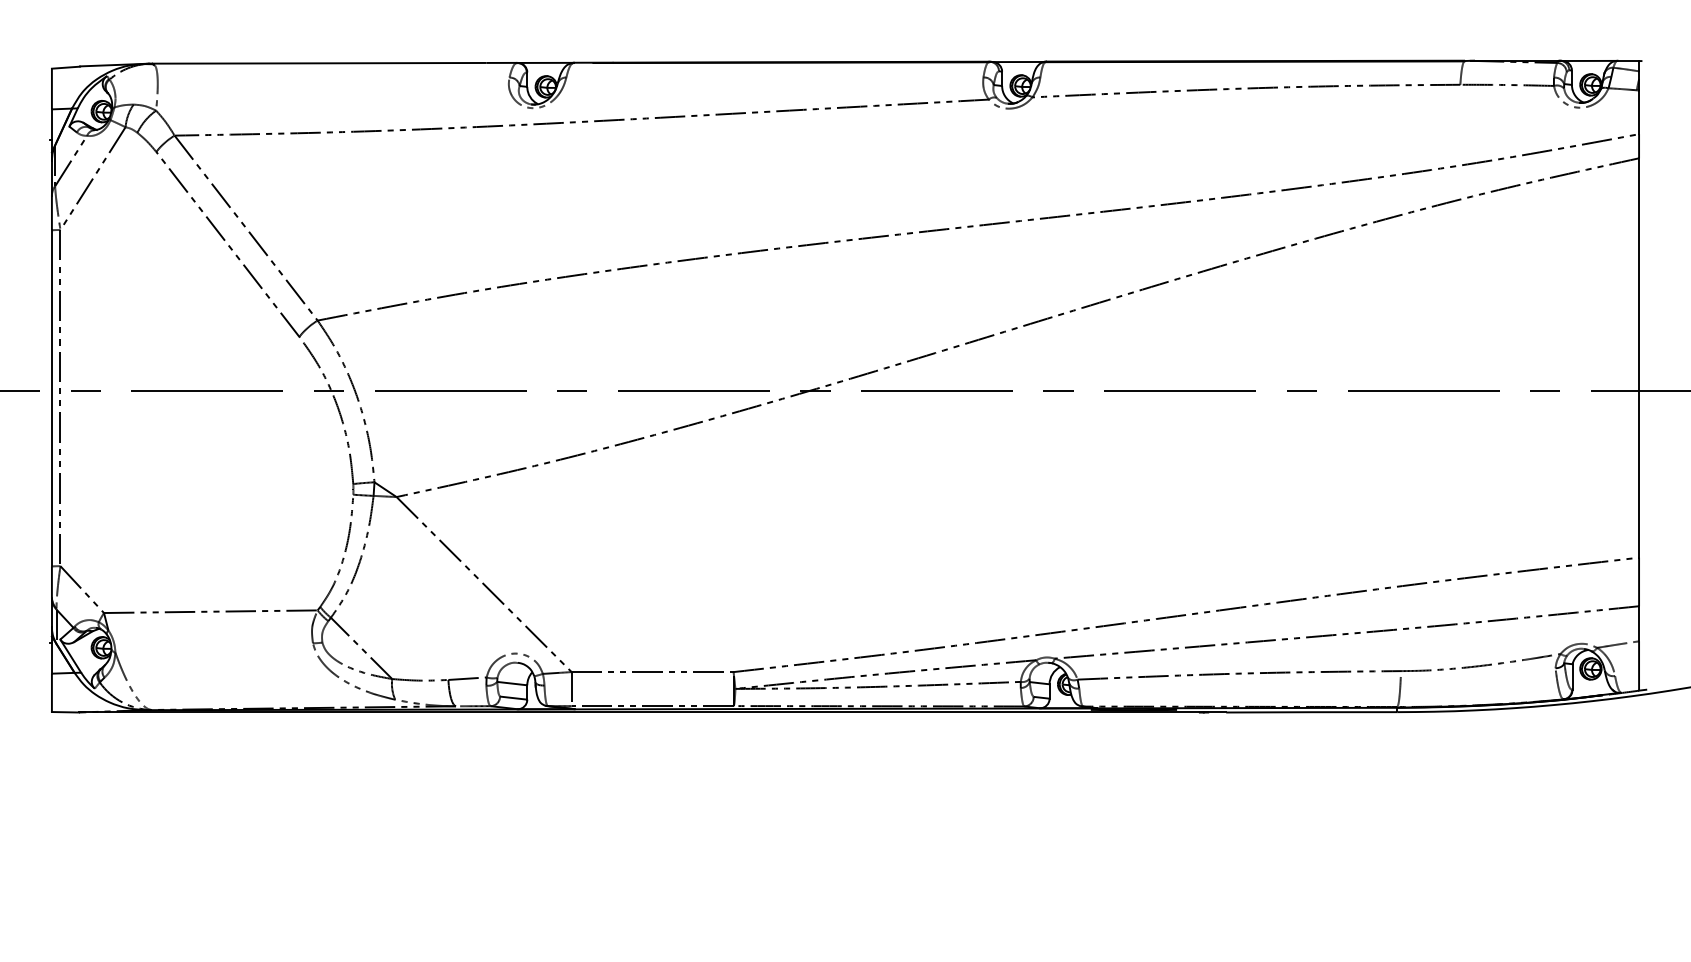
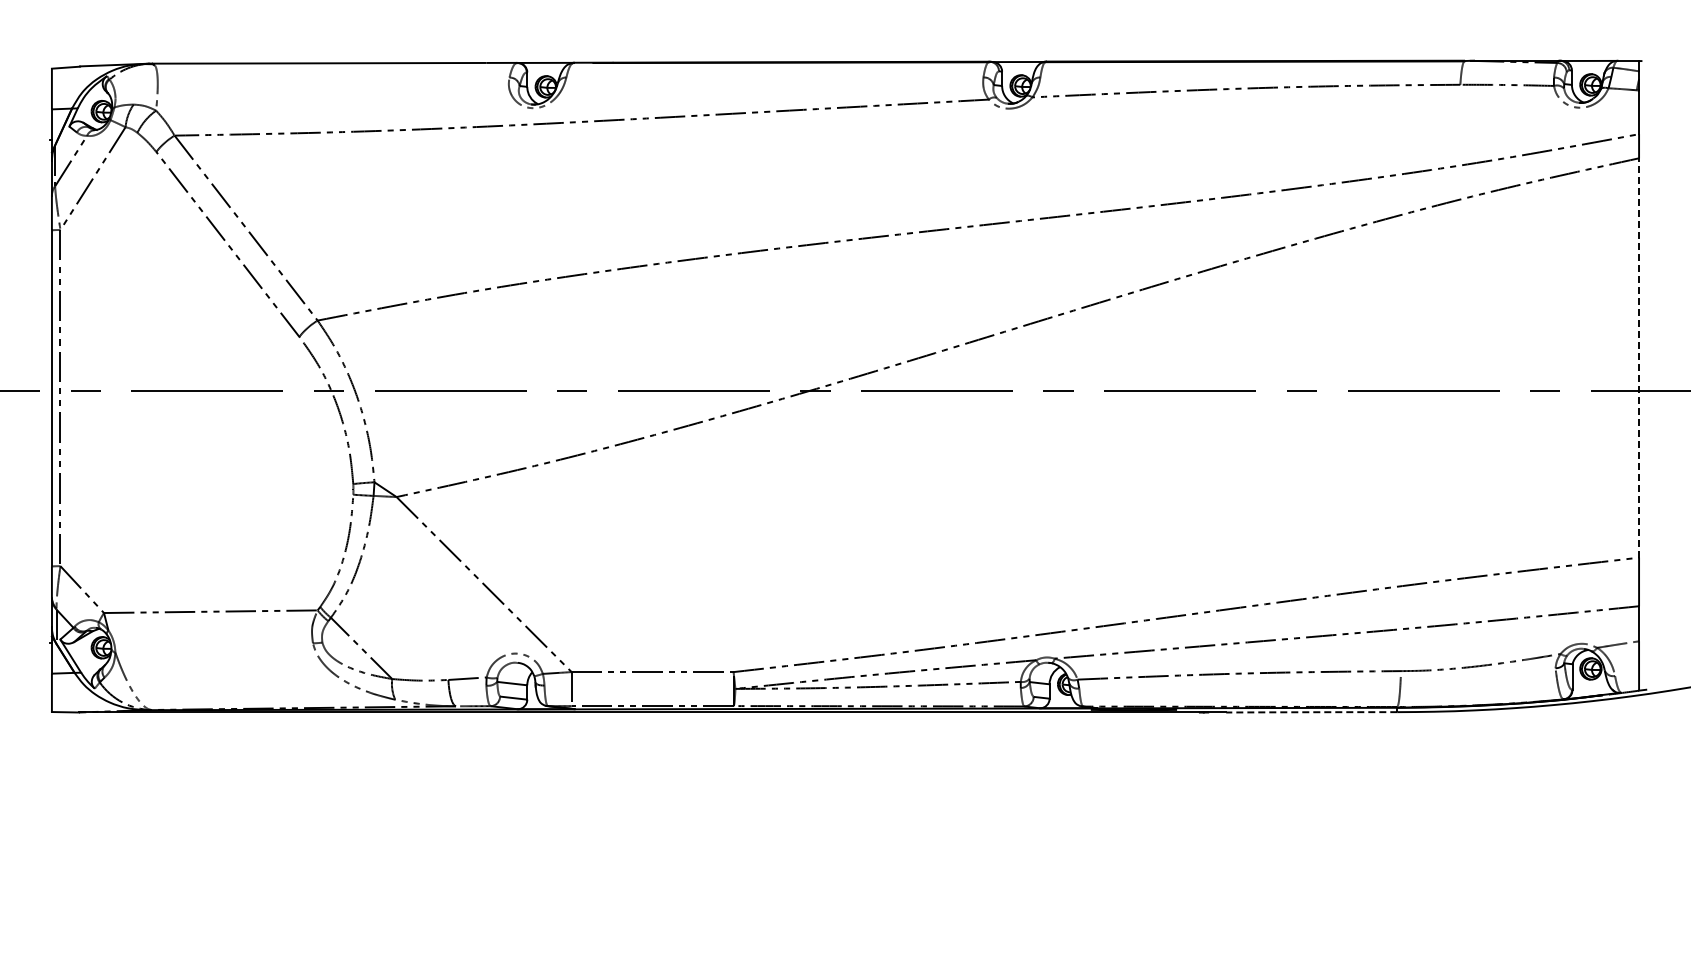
line: solid -> dashed (1639, 358)
arc: solid -> dashed (1311, 712)
